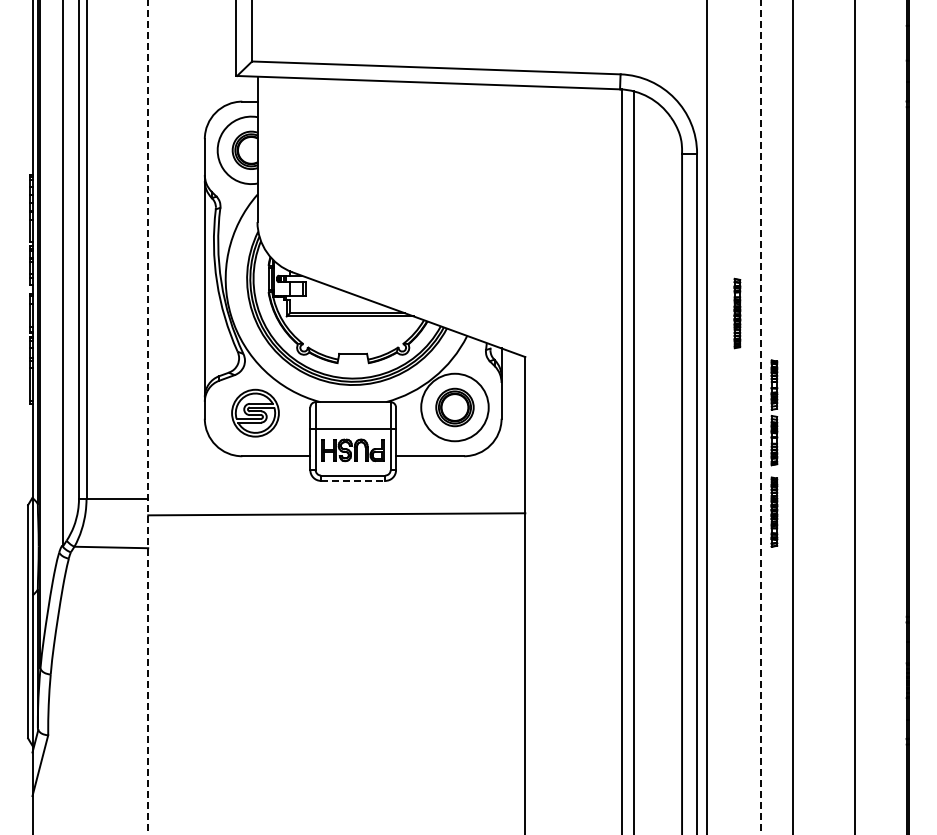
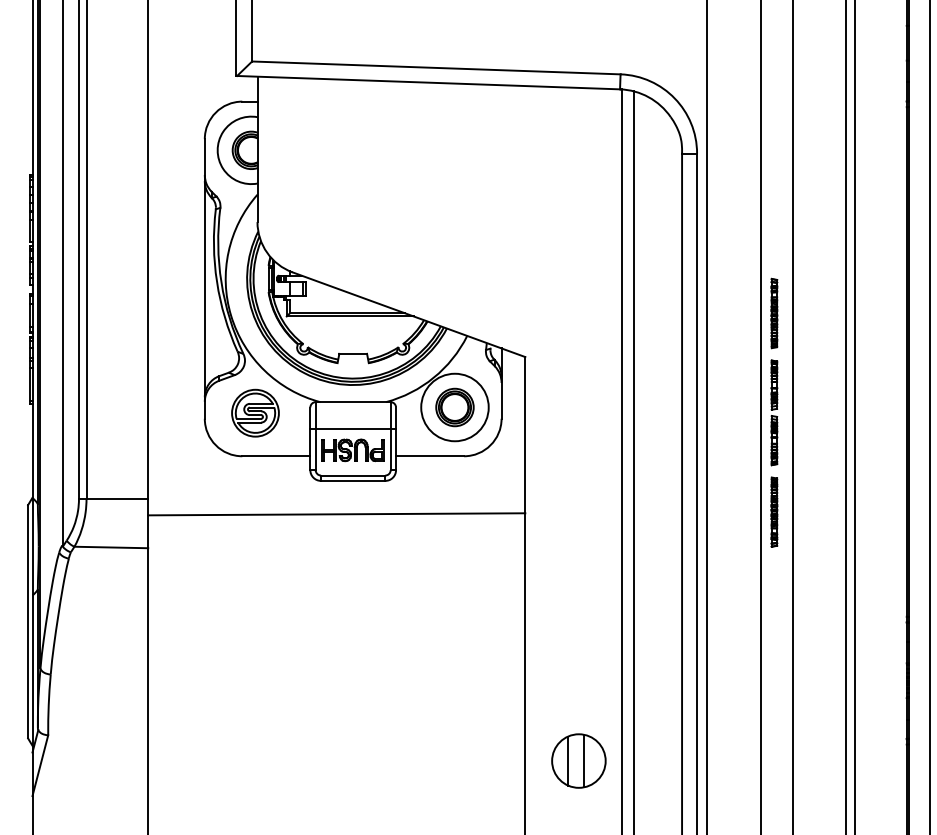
part position: (737, 313) -> (774, 313) (774, 313)
line: none -> present (846, 416)
line: none -> present (930, 416)
line: dashed -> solid (148, 417)
line: dashed -> solid (761, 417)
line: dashed -> solid (353, 480)
part: none -> present (578, 760)
